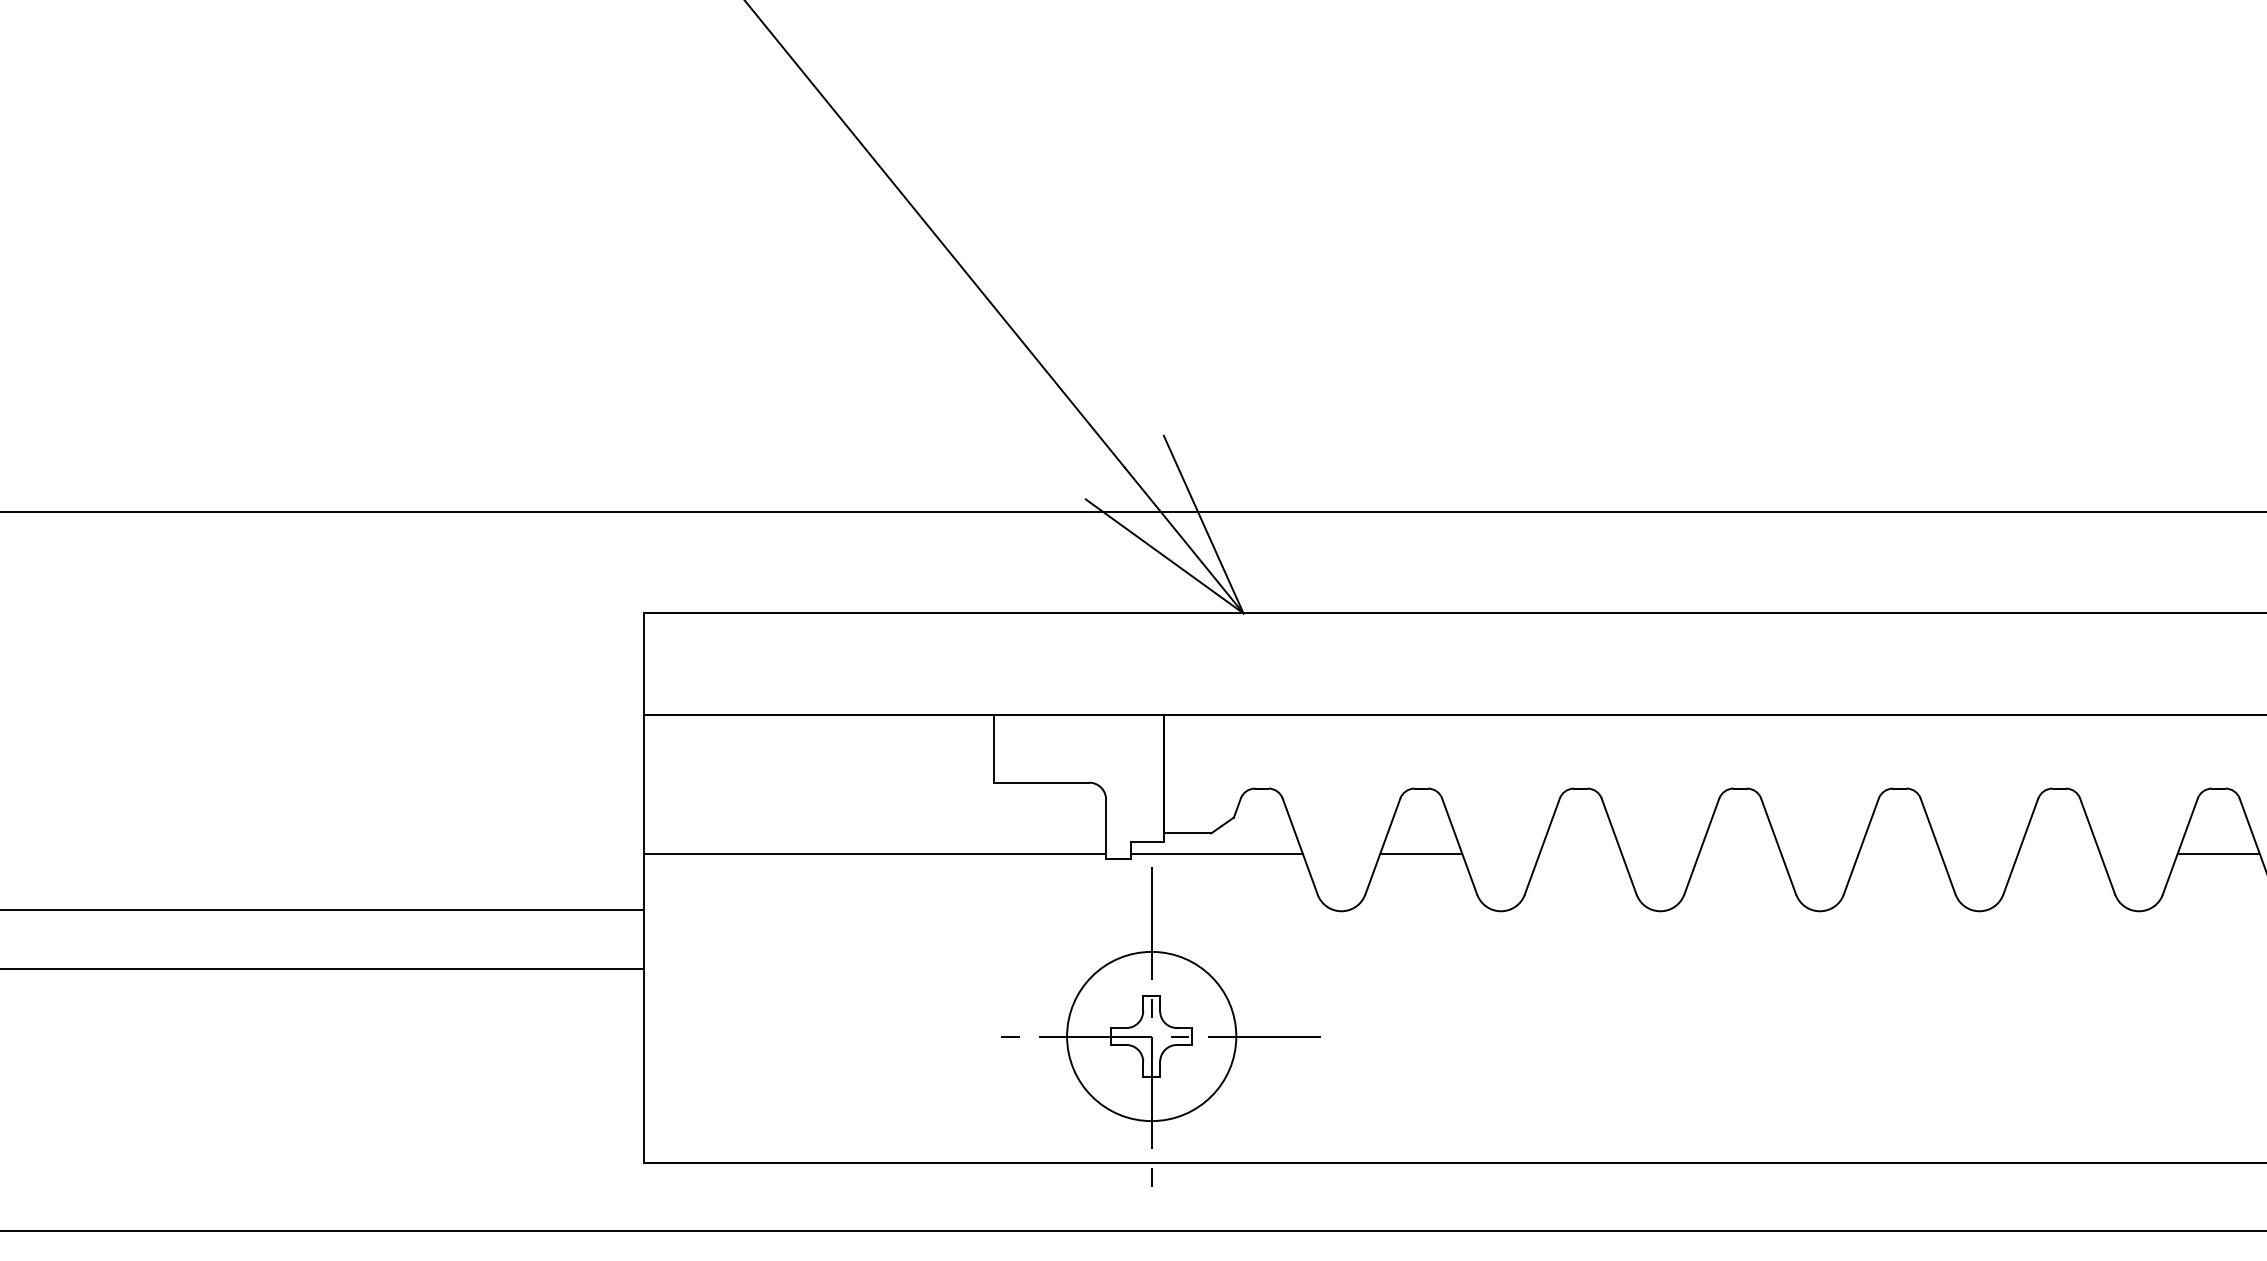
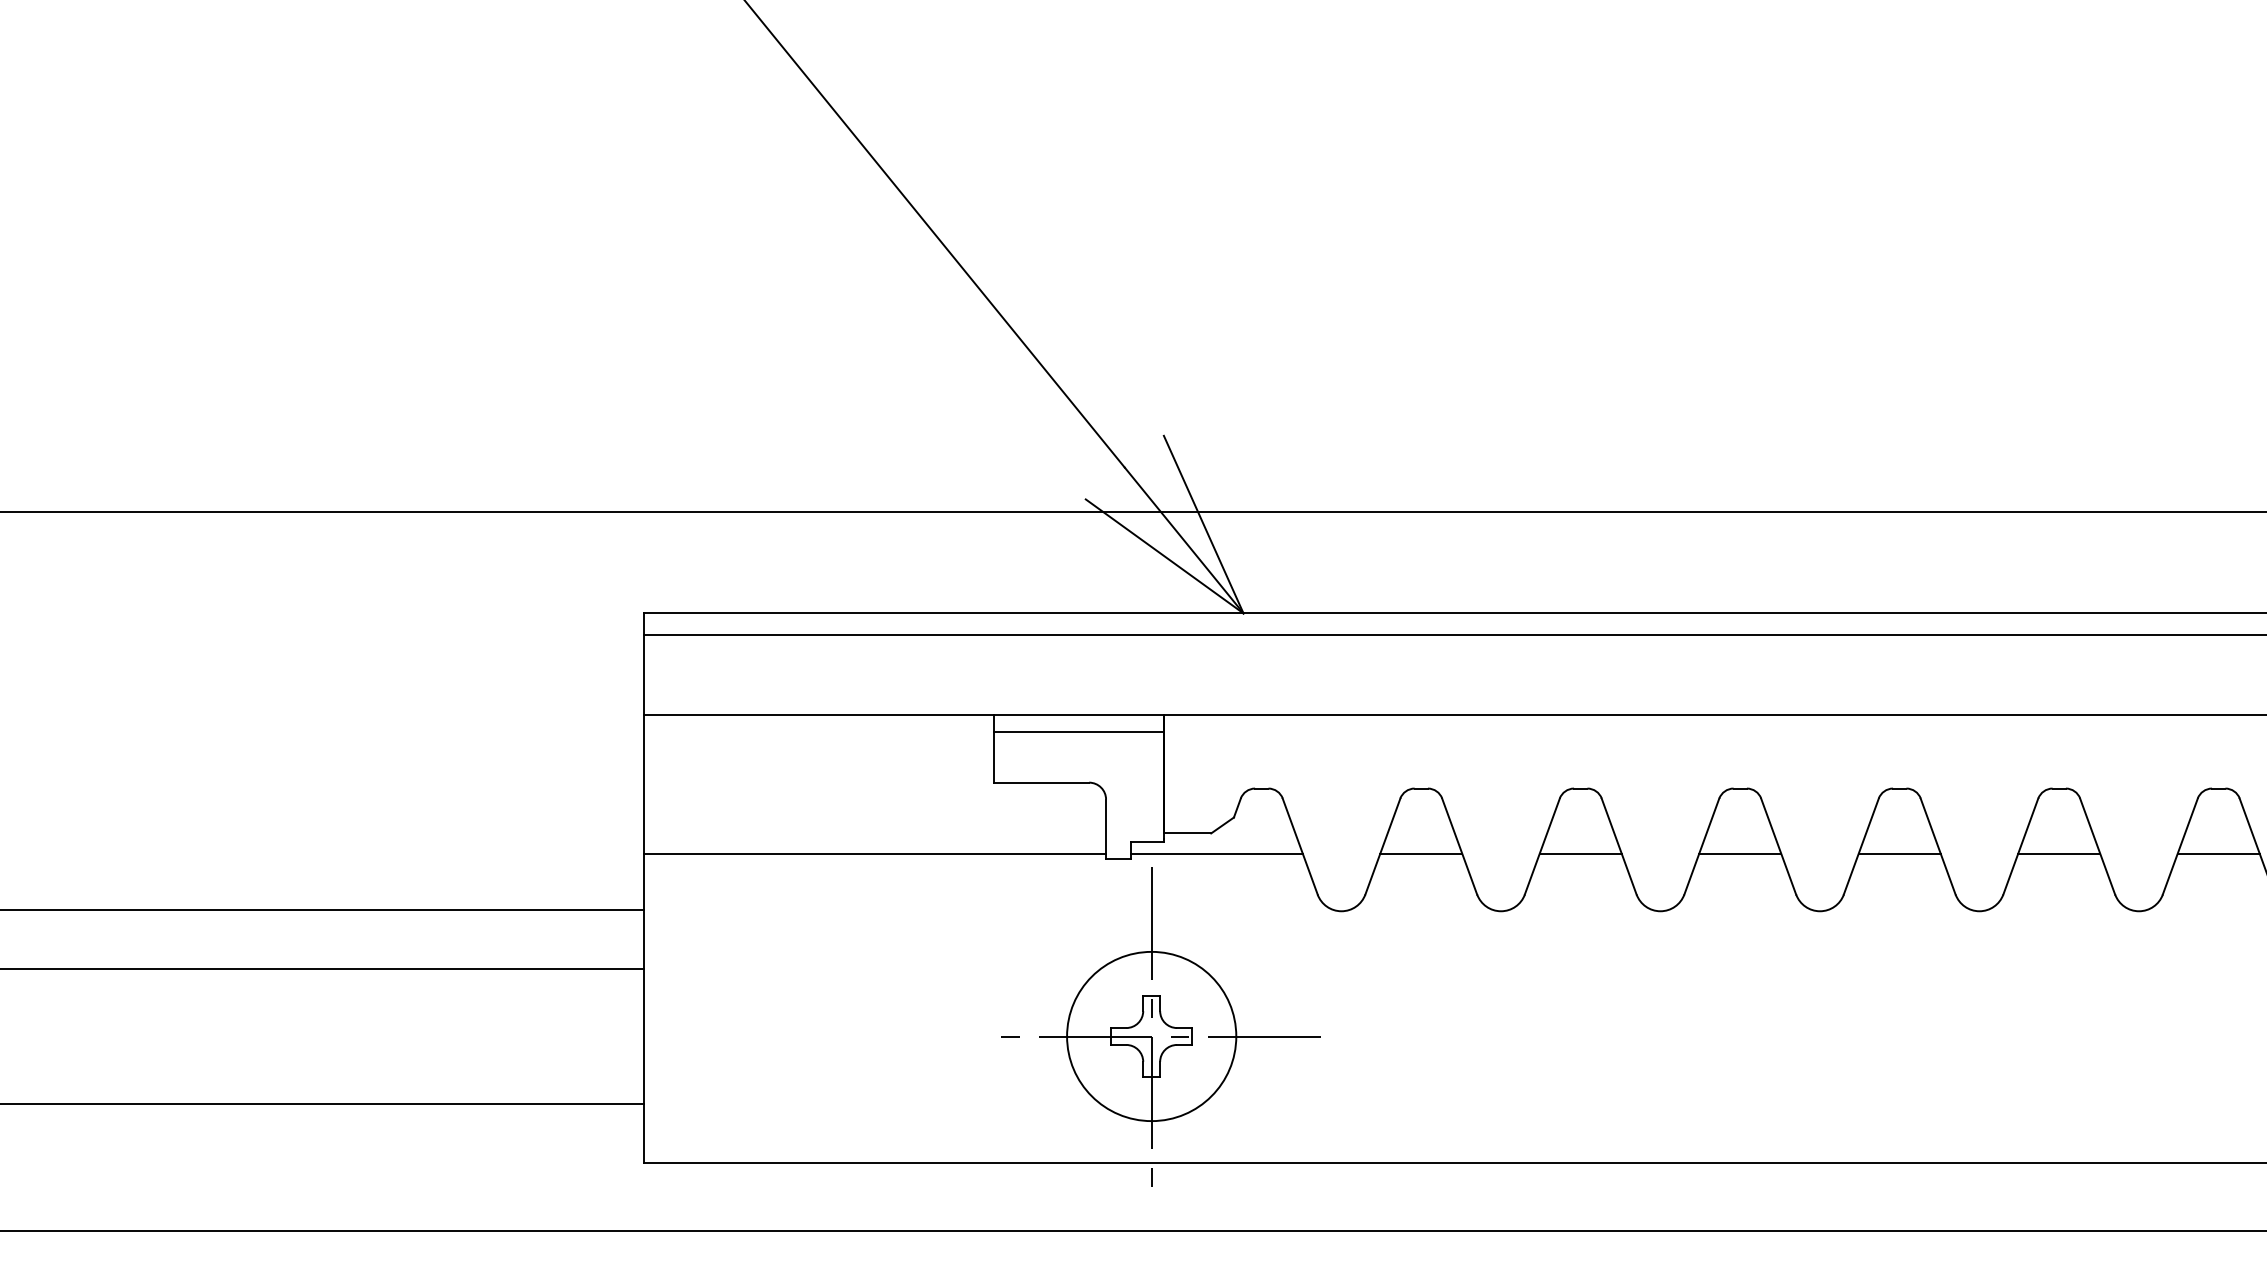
line: none -> present (1453, 635)
line: none -> present (1078, 731)
line: none -> present (1580, 853)
line: none -> present (1740, 853)
line: none -> present (1899, 853)
line: none -> present (2059, 853)
line: none -> present (323, 1104)
